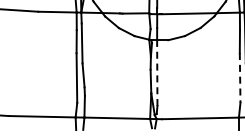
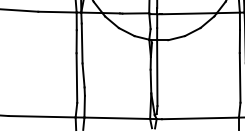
line: dashed -> solid (157, 73)
line: dashed -> solid (240, 77)
